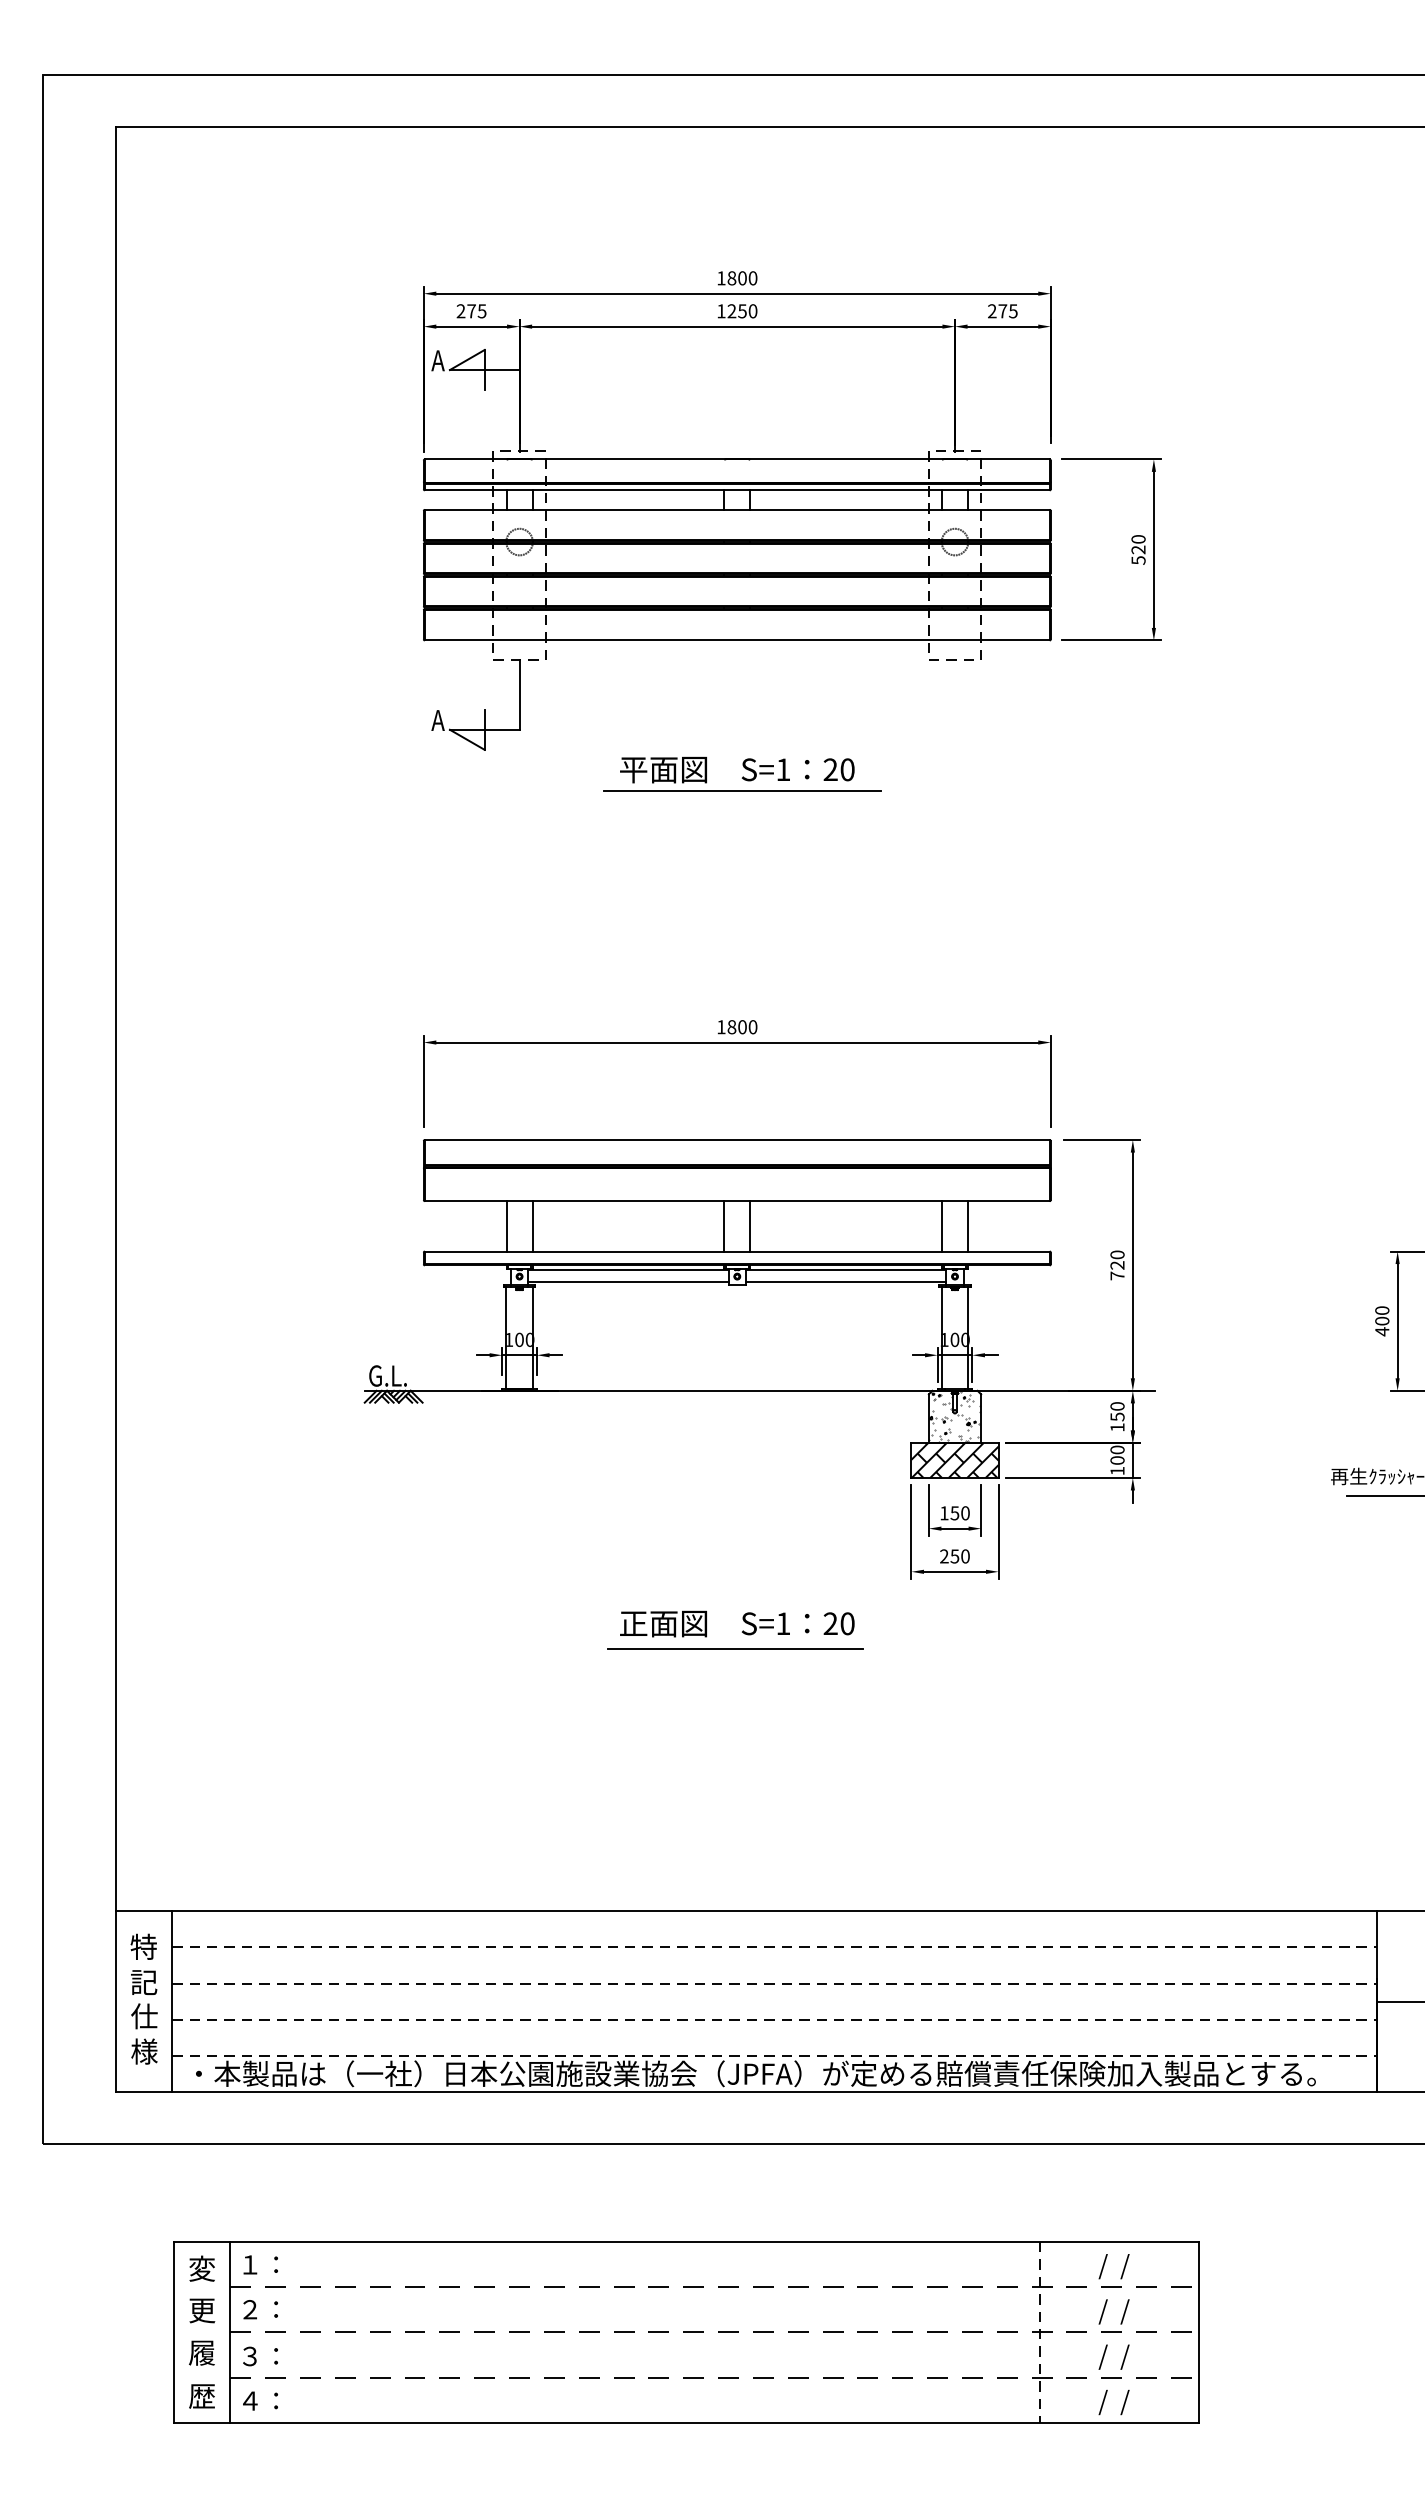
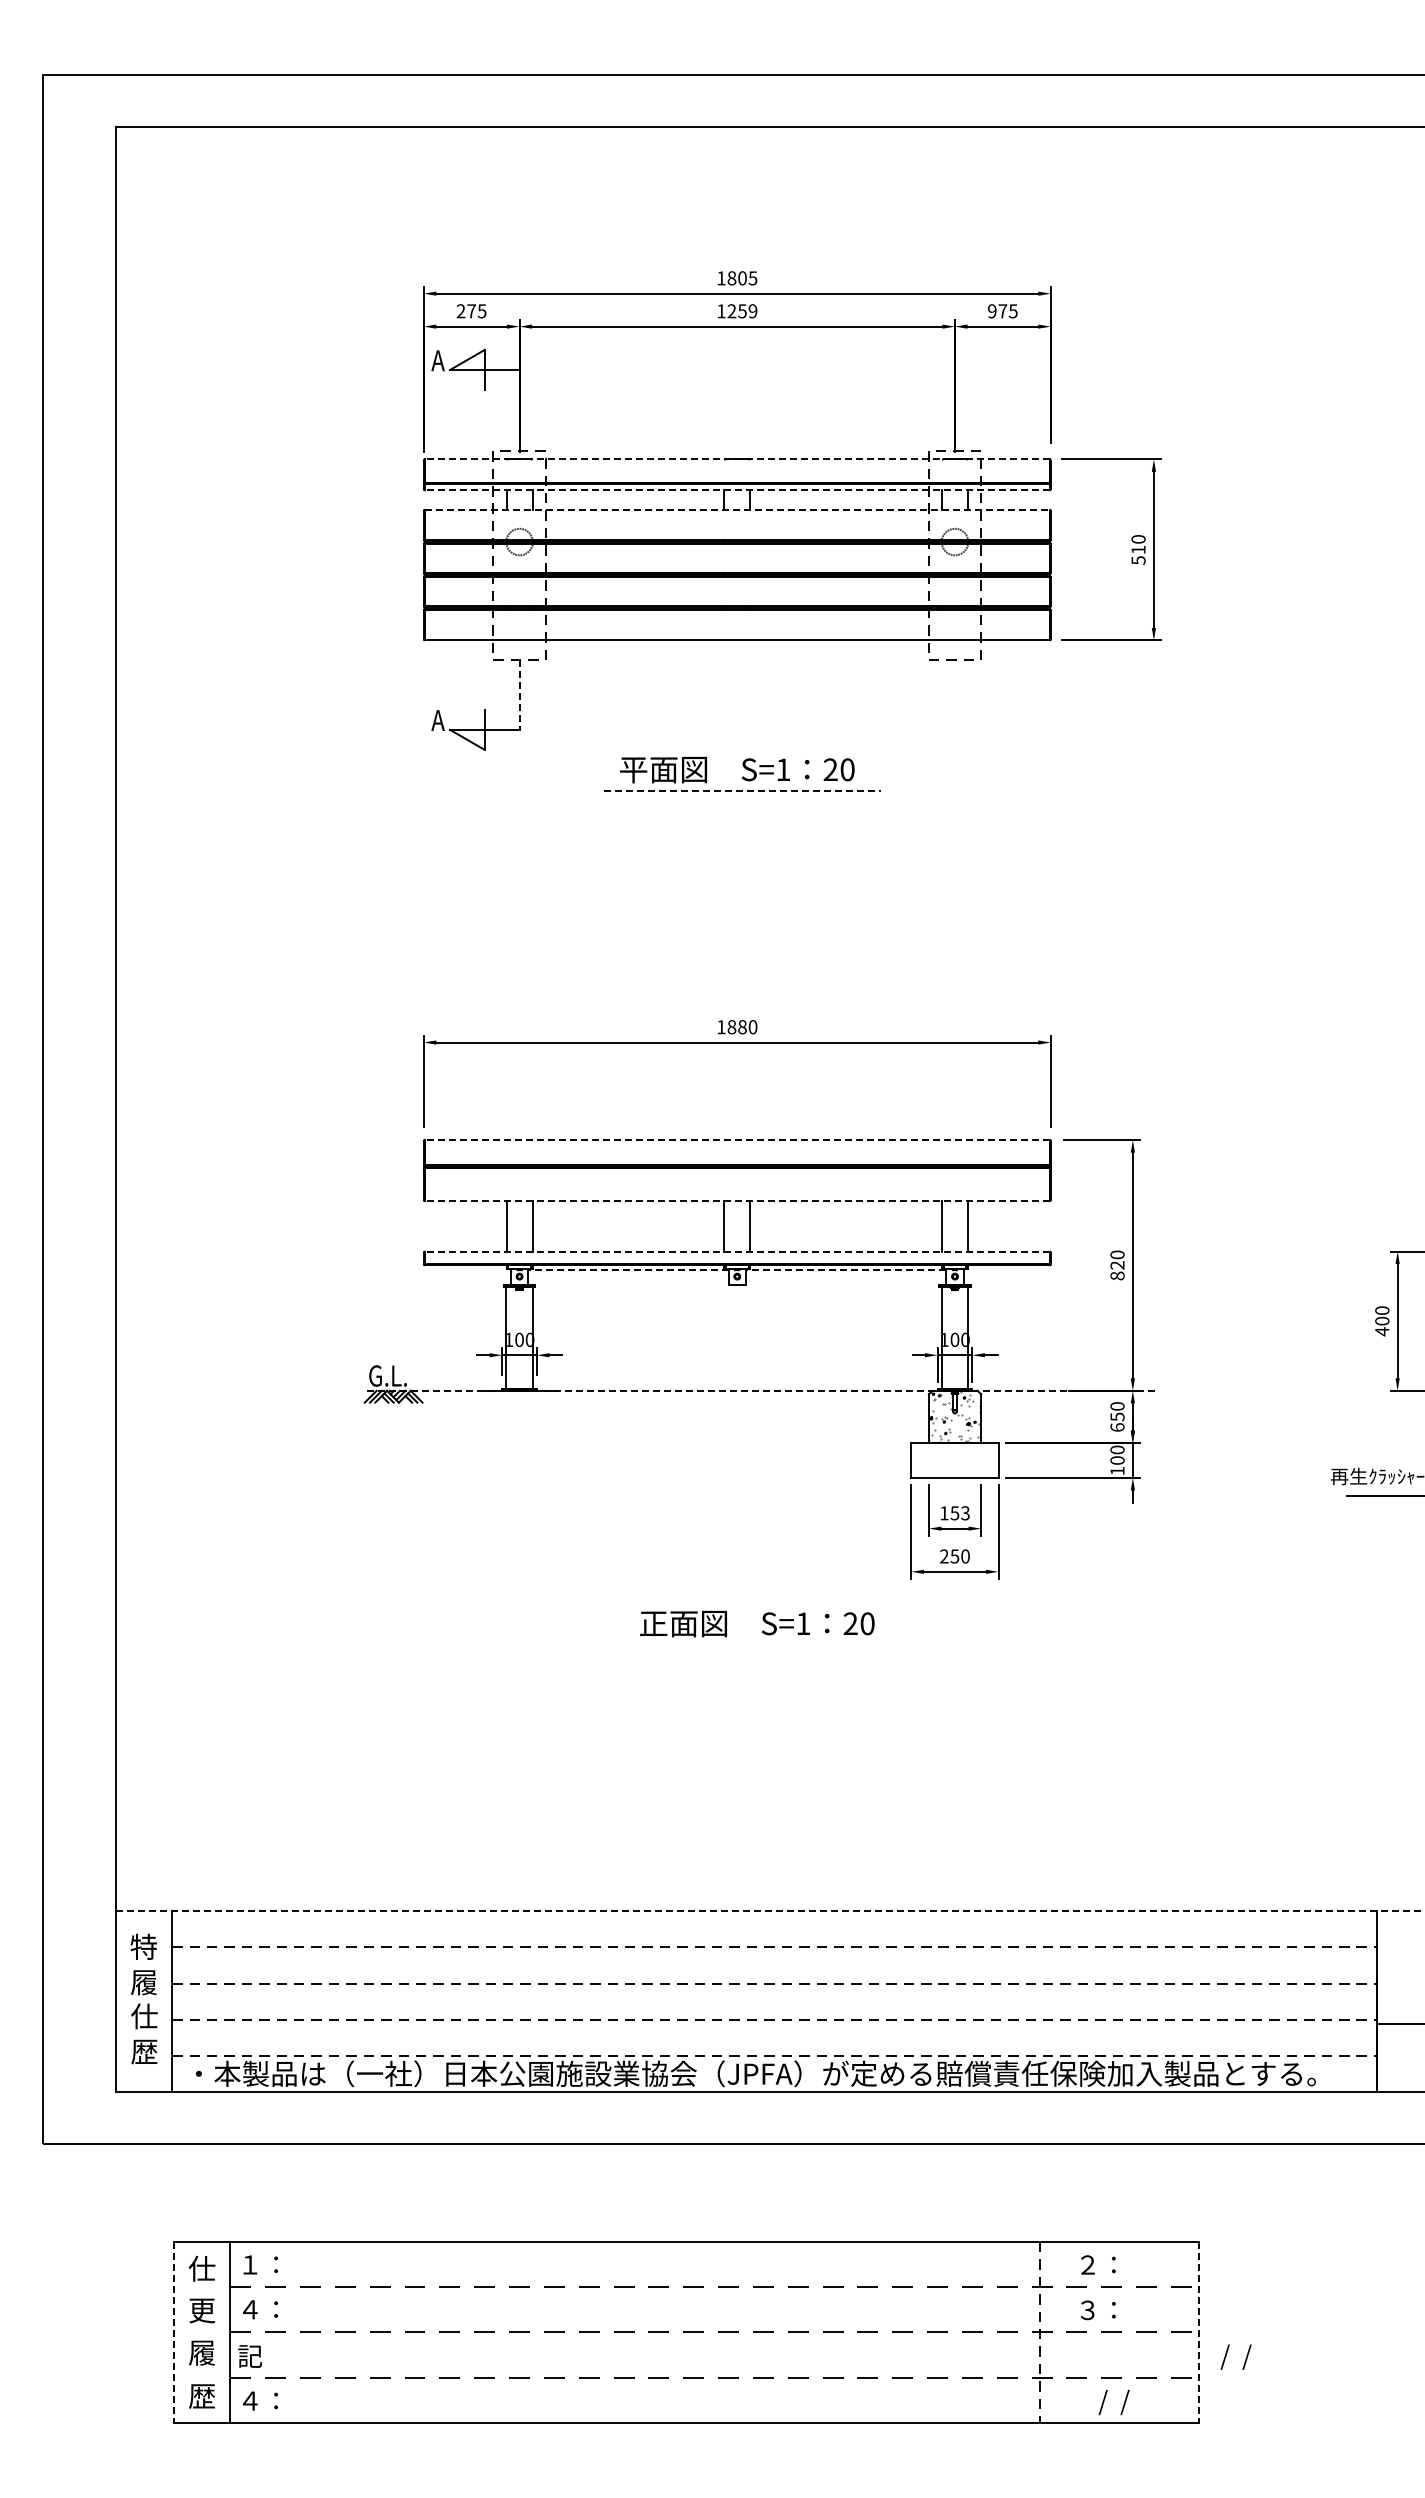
text: 1800 -> 1805 (752, 278)
text: 1250 -> 1259 (752, 311)
text: 275 -> 975 (992, 311)
line: solid -> dashed (736, 459)
line: solid -> dashed (736, 490)
line: solid -> dashed (737, 509)
text: 520 -> 510 (1138, 549)
line: solid -> dashed (519, 694)
line: solid -> dashed (742, 791)
text: 1800 -> 1880 (742, 1026)
line: solid -> dashed (736, 1140)
line: solid -> dashed (736, 1201)
line: solid -> dashed (736, 1251)
line: solid -> dashed (627, 1269)
line: solid -> dashed (845, 1269)
text: 720 -> 820 (1117, 1275)
line: present -> none (628, 1282)
line: present -> none (846, 1282)
line: solid -> dashed (759, 1390)
text: 150 -> 650 (1117, 1427)
hatch: present -> none (954, 1460)
text: 150 -> 153 (965, 1513)
text position: (737, 1623) -> (757, 1623) (757, 1623)
line: present -> none (734, 1649)
line: solid -> dashed (770, 1911)
text: 記 -> 履 (144, 1982)
line position: (1399, 2001) -> (1399, 2023) (1399, 2023)
text: 様 -> 歴 (144, 2051)
text: /  / -> ２： (1105, 2266)
text: 変 -> 仕 (201, 2268)
text: ２： -> ４： (250, 2309)
text: /  / -> ３： (1104, 2311)
line: solid -> dashed (173, 2332)
line: solid -> dashed (1199, 2332)
text: ３： -> 記 (258, 2356)
text position: (1113, 2356) -> (1235, 2356) (1235, 2356)
